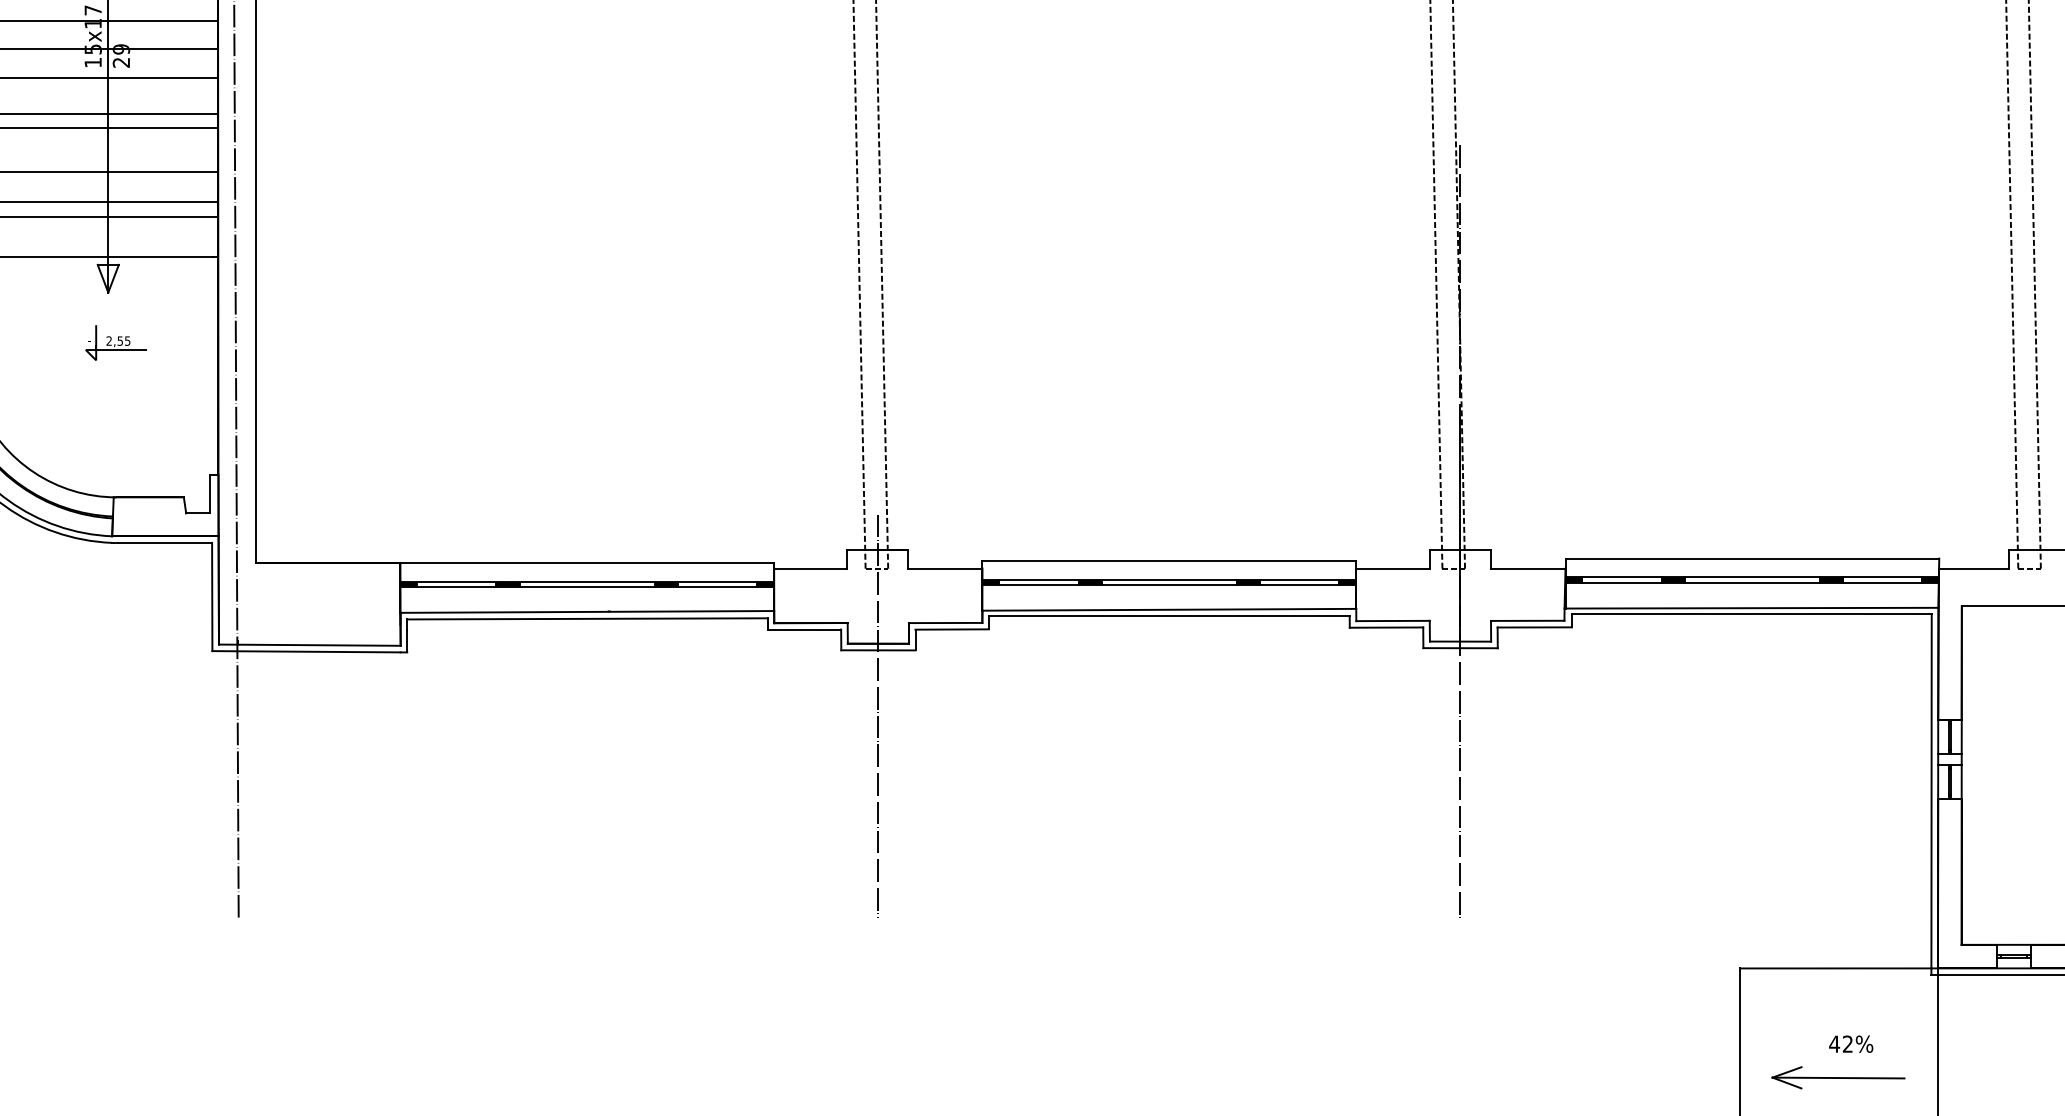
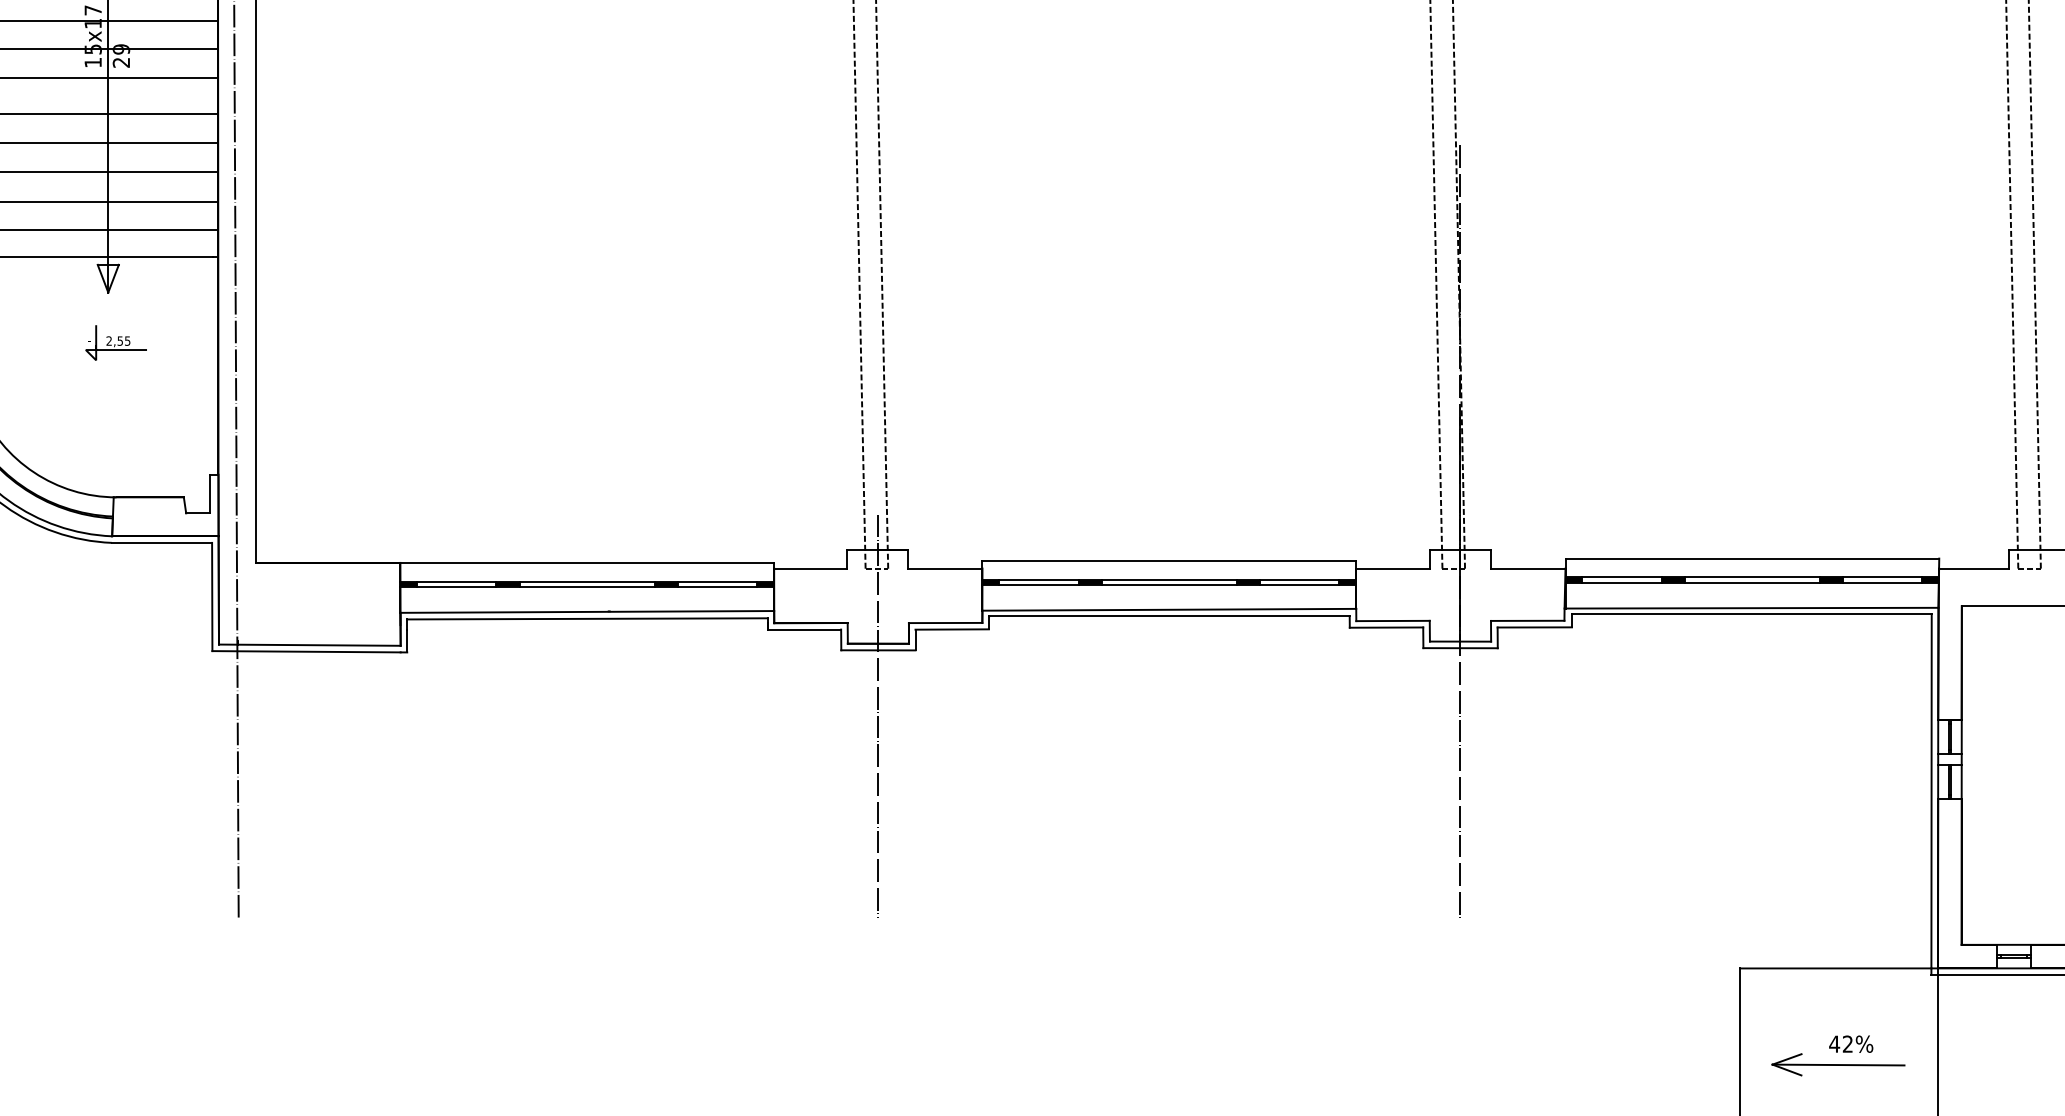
line position: (110, 127) -> (110, 142) (110, 142)
line position: (110, 216) -> (110, 229) (110, 229)
part position: (1838, 1077) -> (1838, 1064) (1838, 1064)
